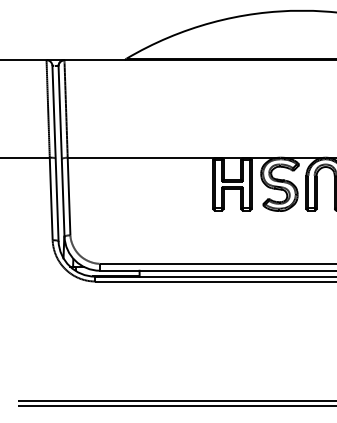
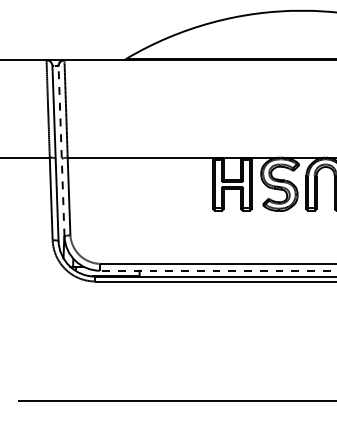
line: solid -> dashed (61, 150)
line: solid -> dashed (217, 270)
line: present -> none (167, 405)
